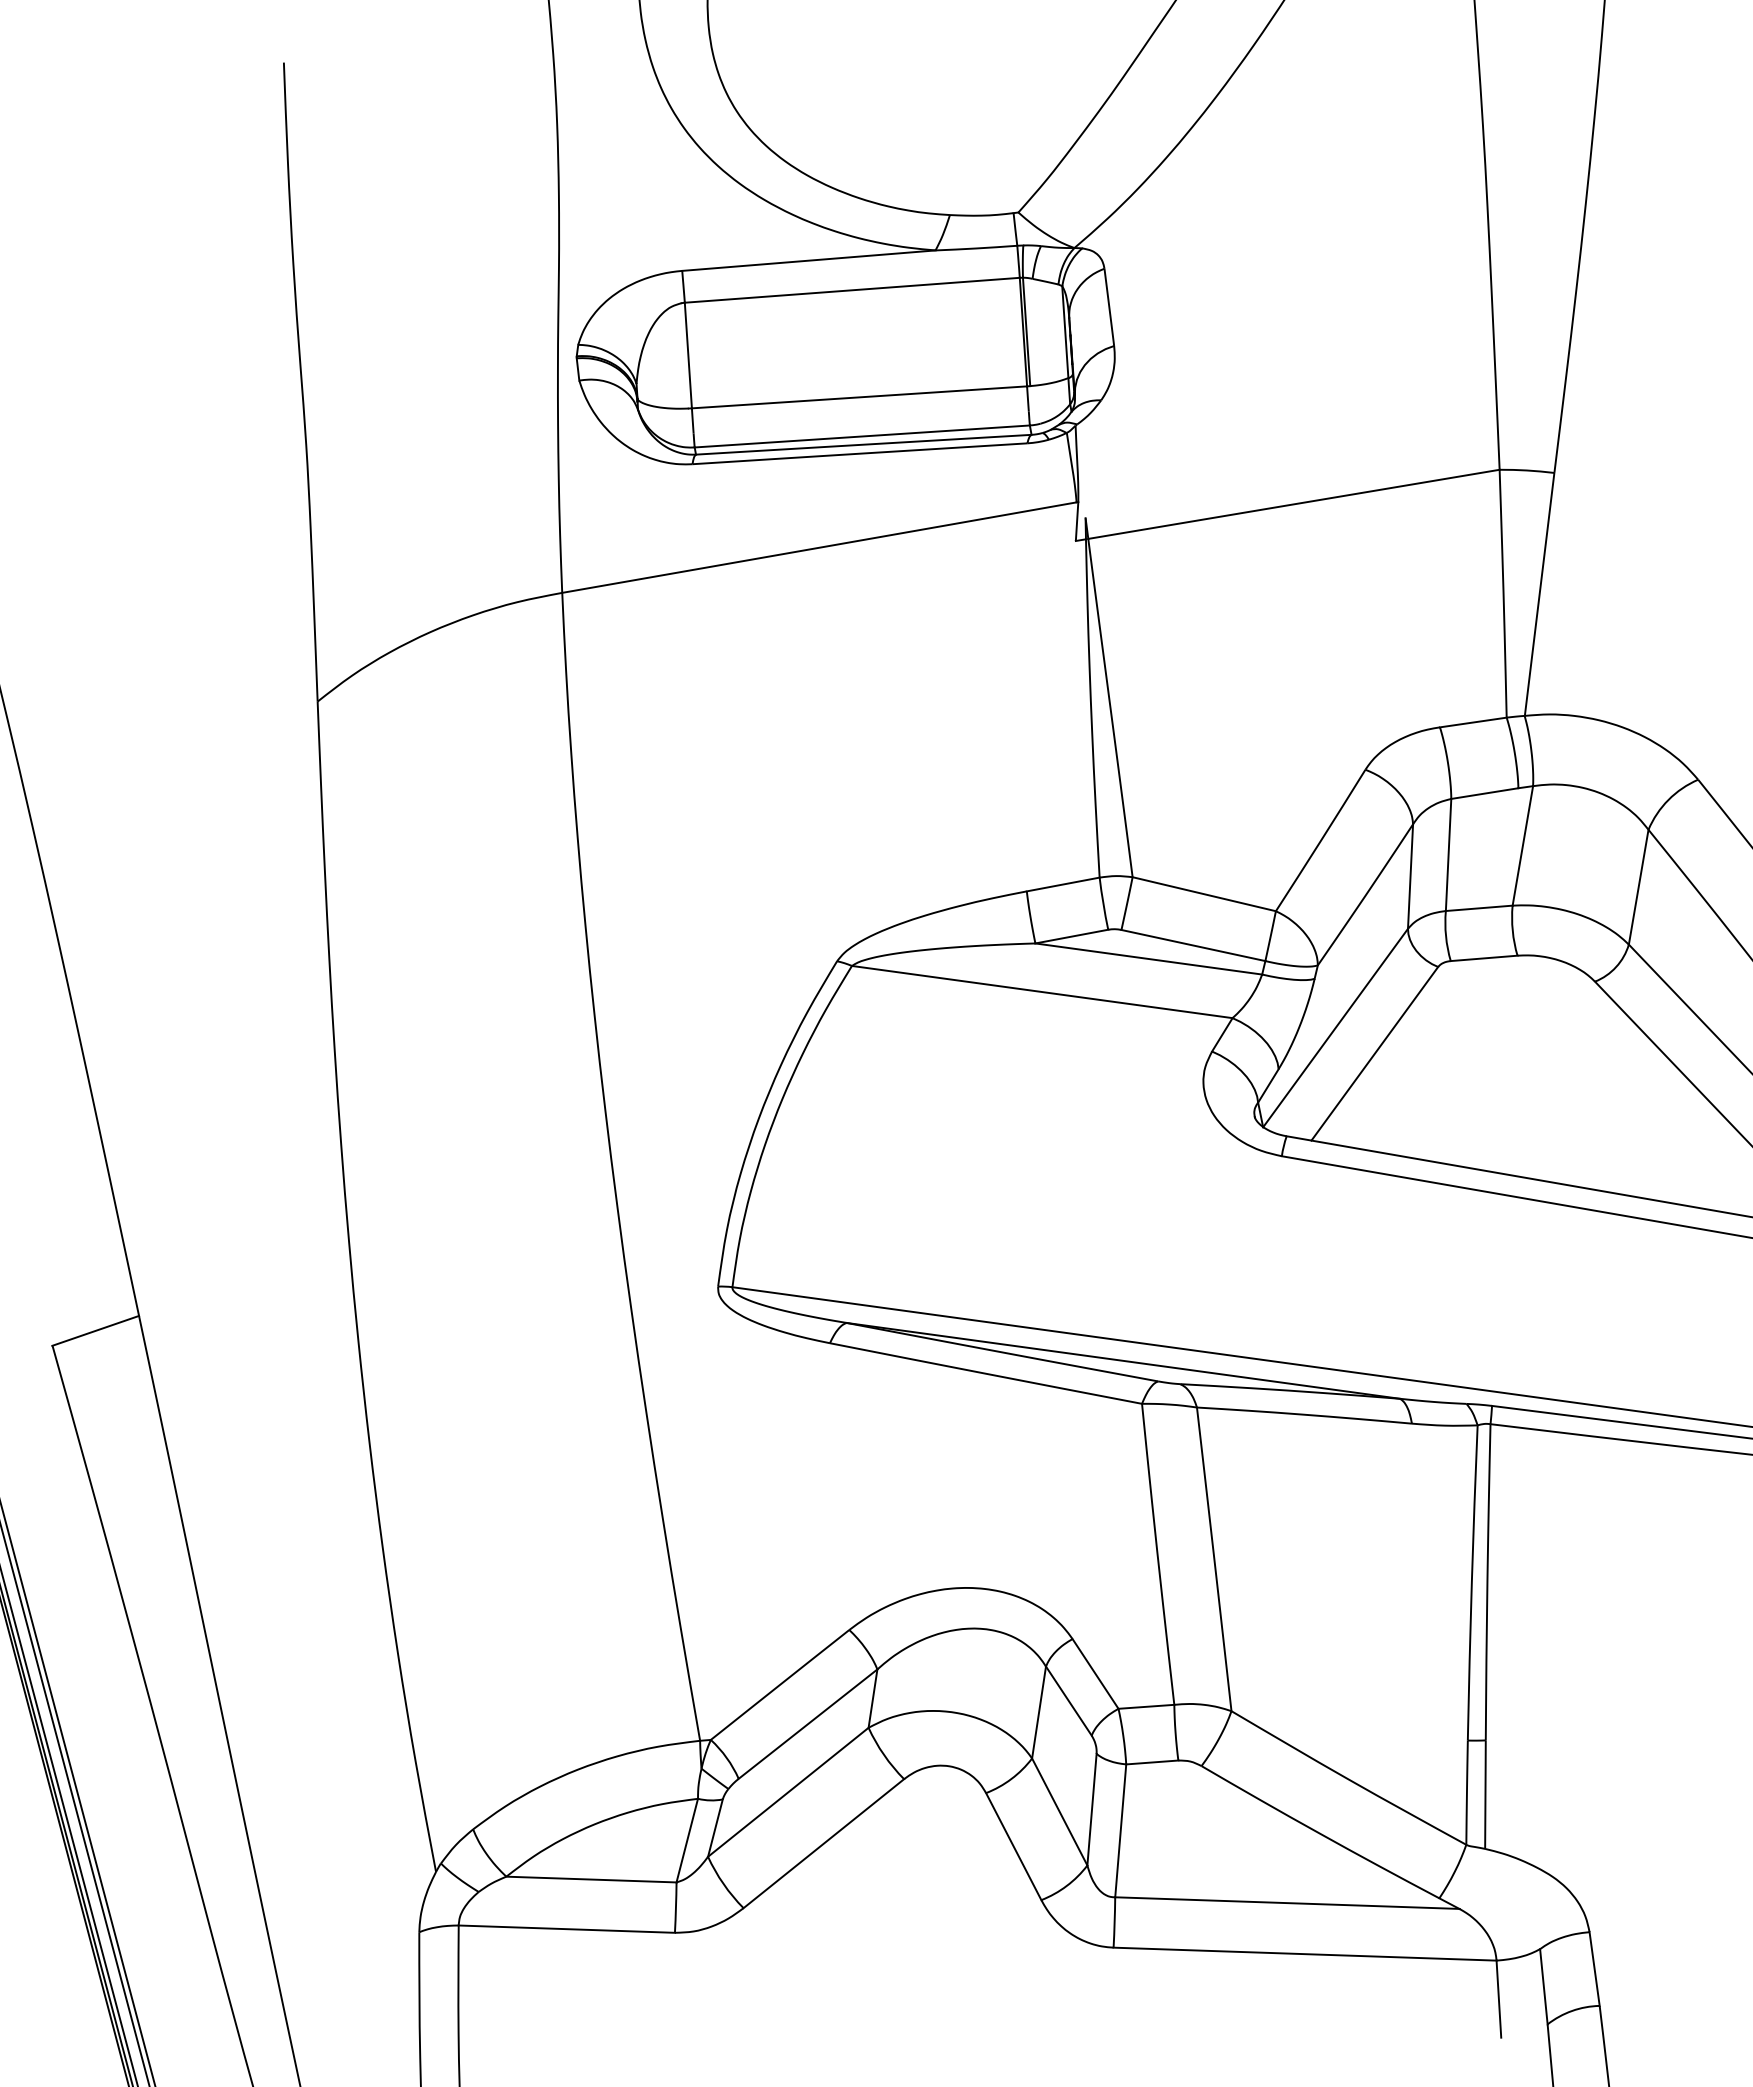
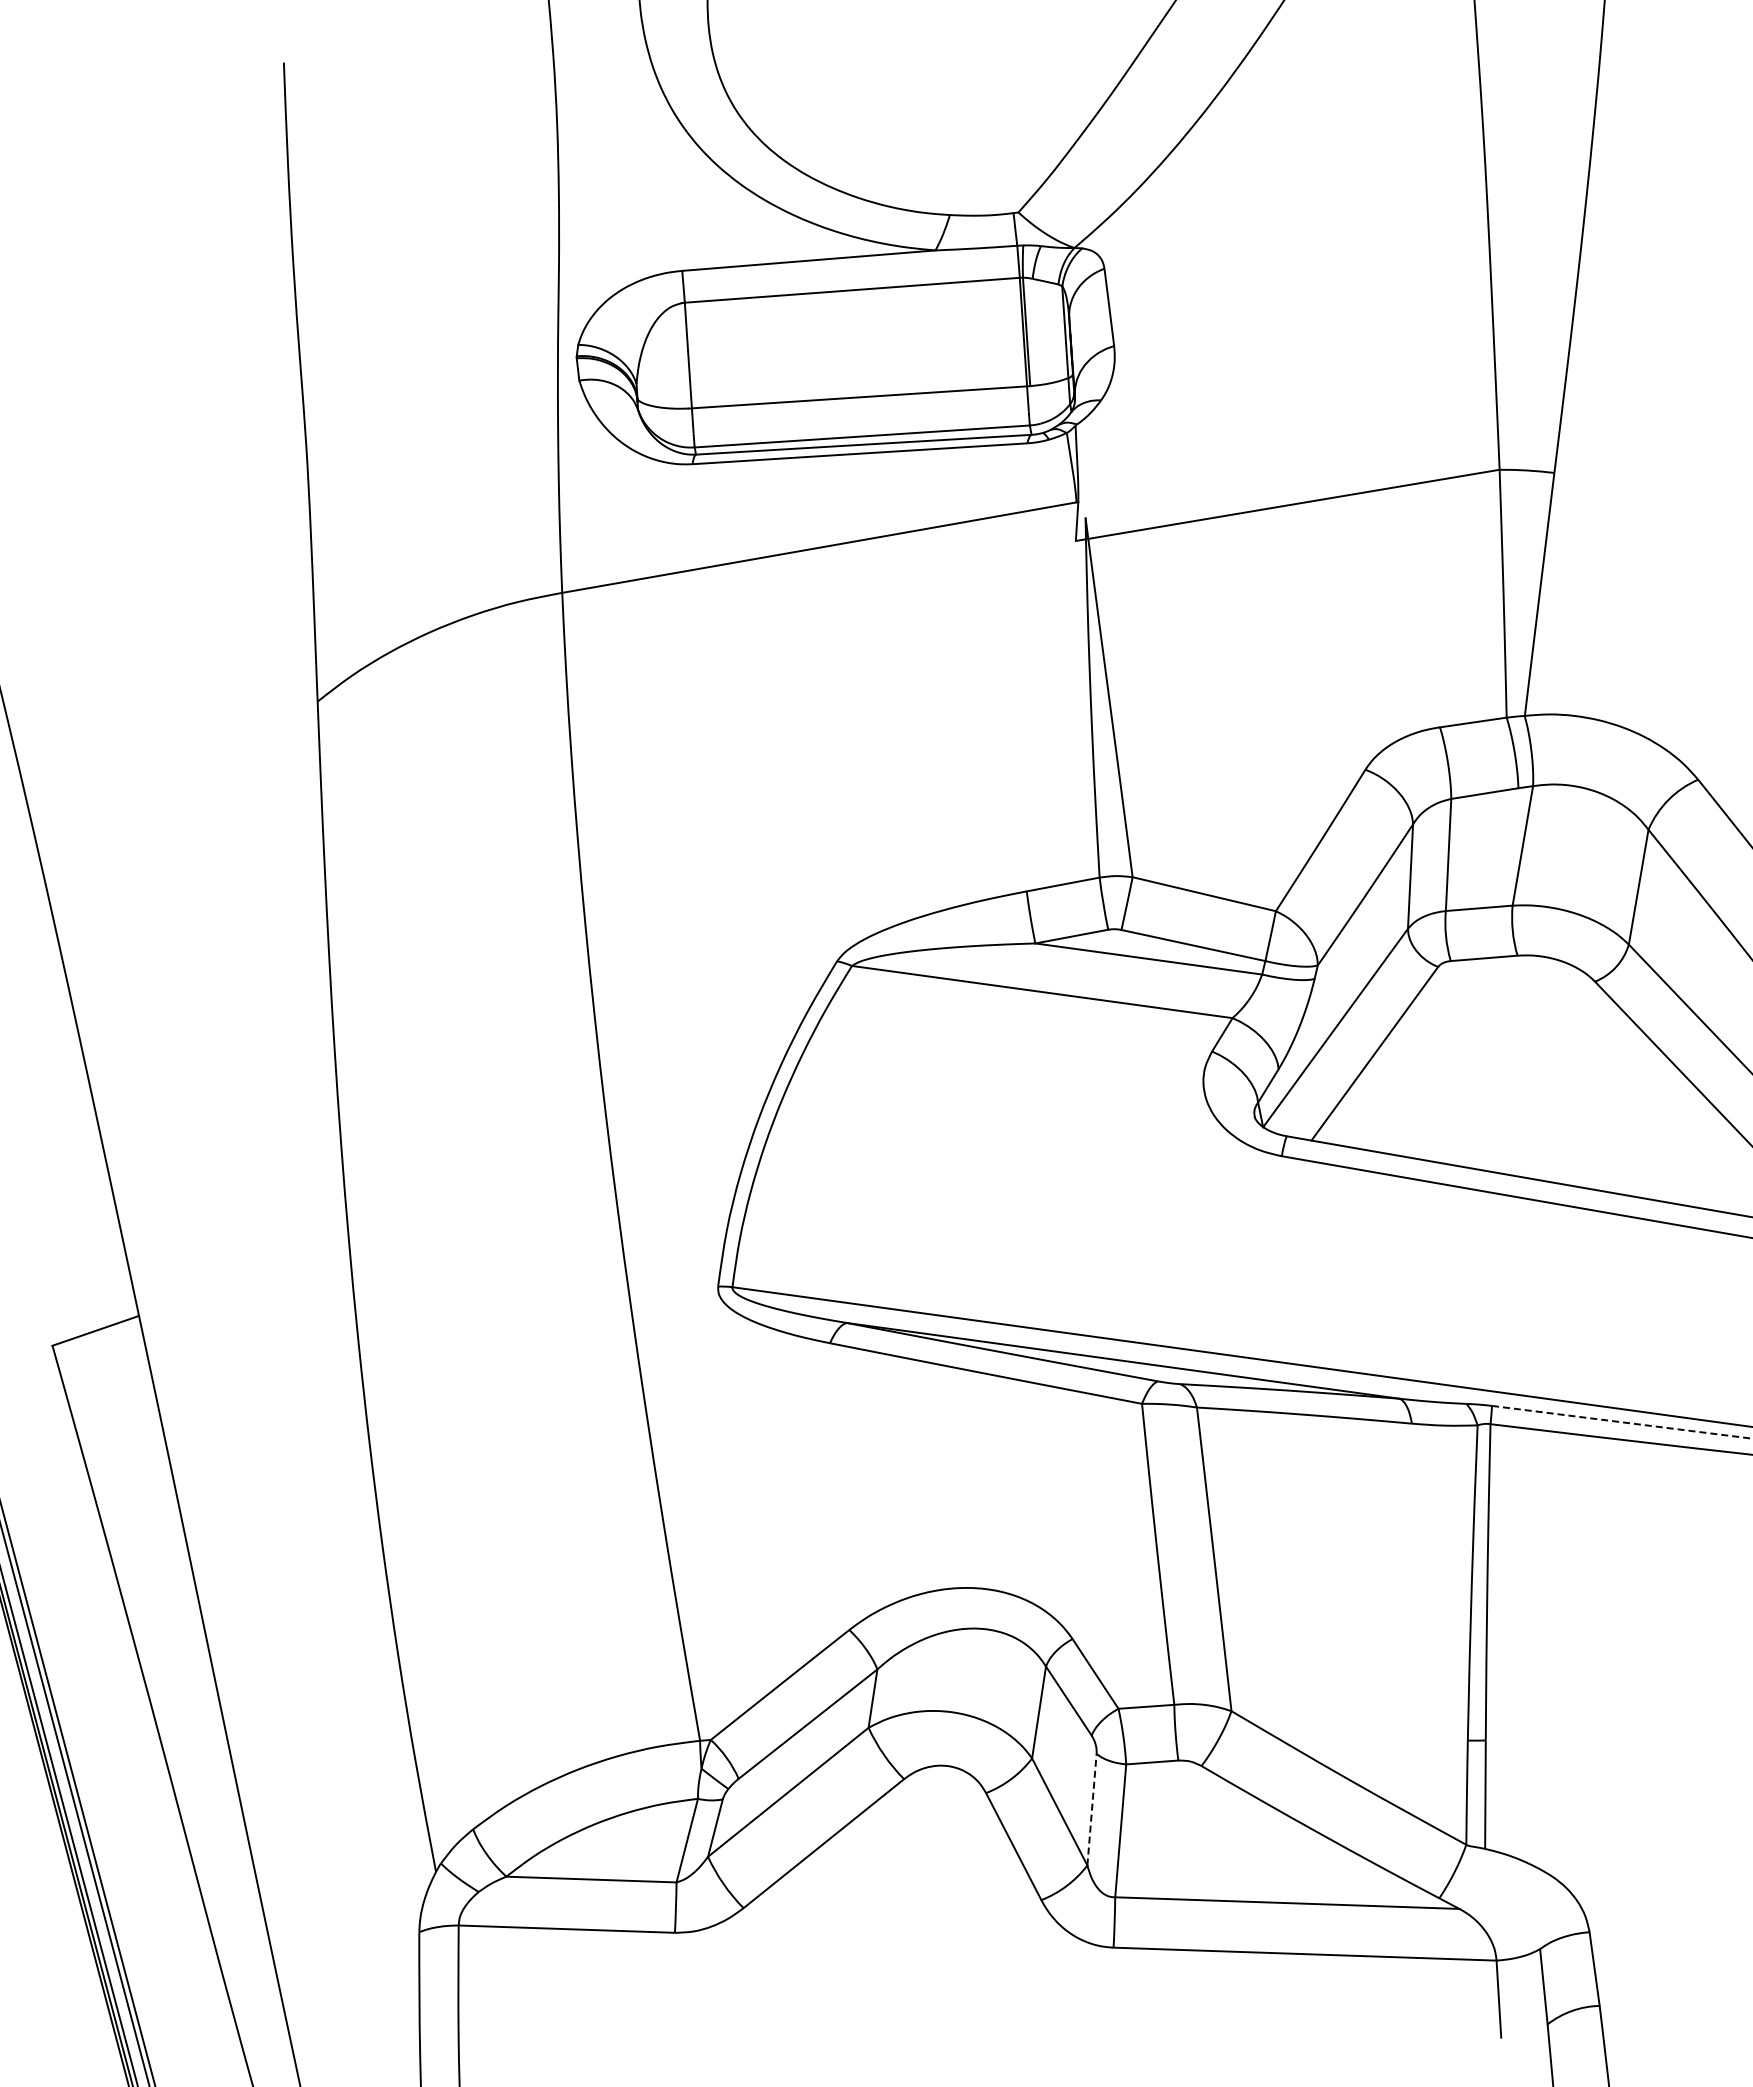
line: solid -> dashed (1622, 1422)
line: solid -> dashed (1092, 1809)
